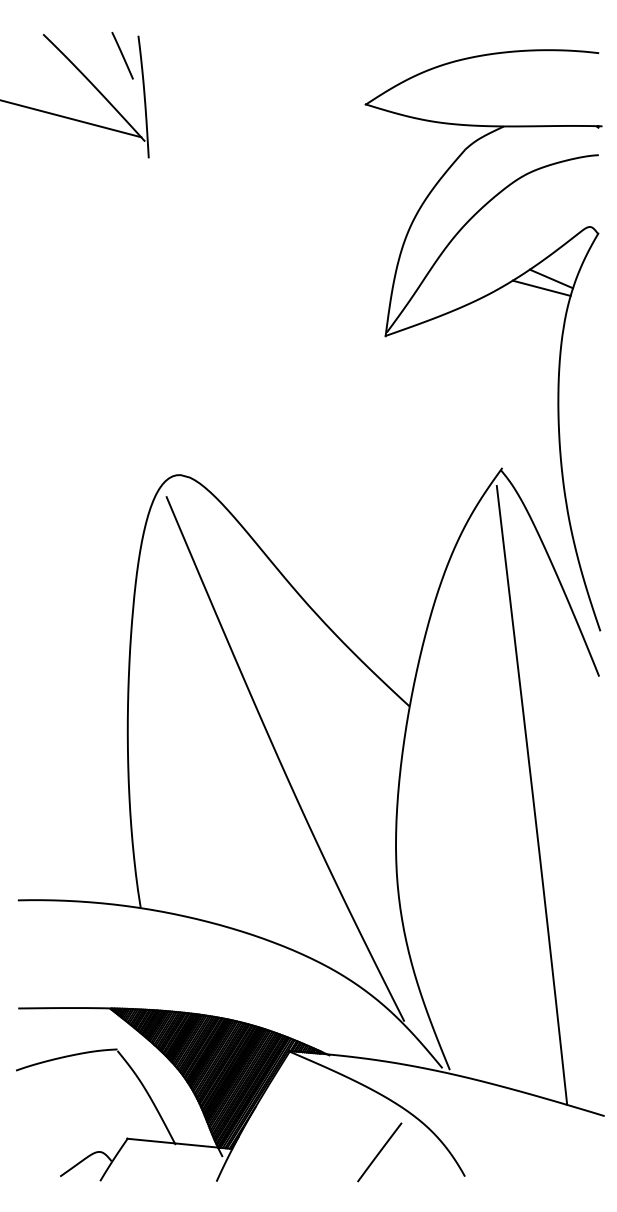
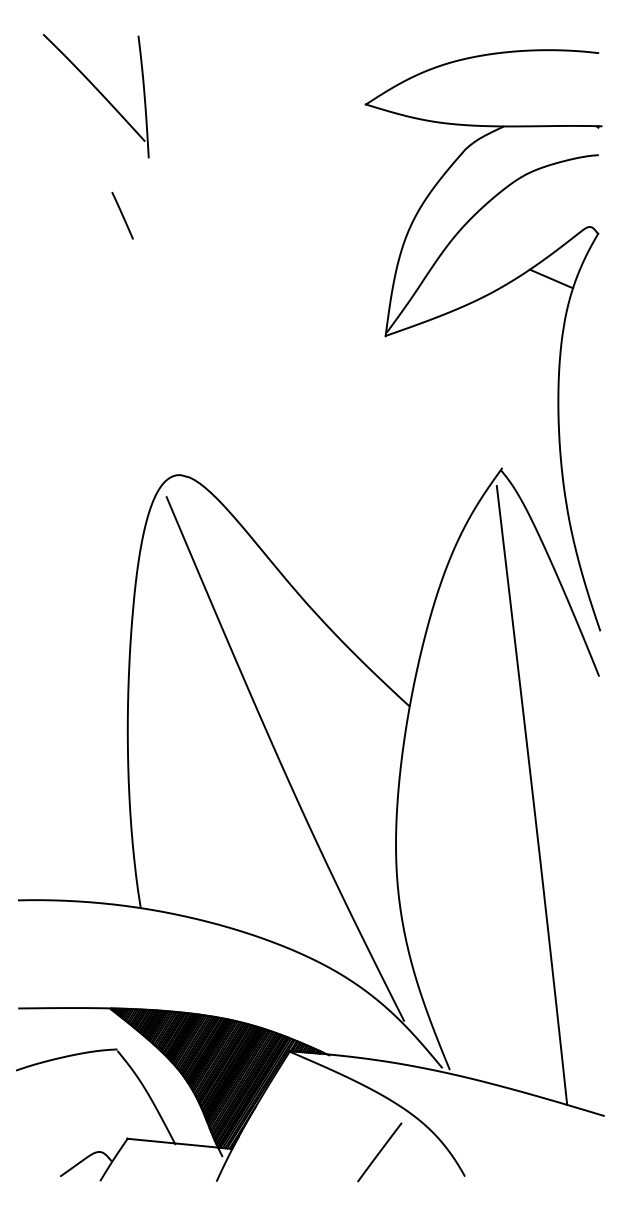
line position: (122, 55) -> (122, 215) (122, 215)
line: present -> none (71, 118)
line: present -> none (541, 287)
